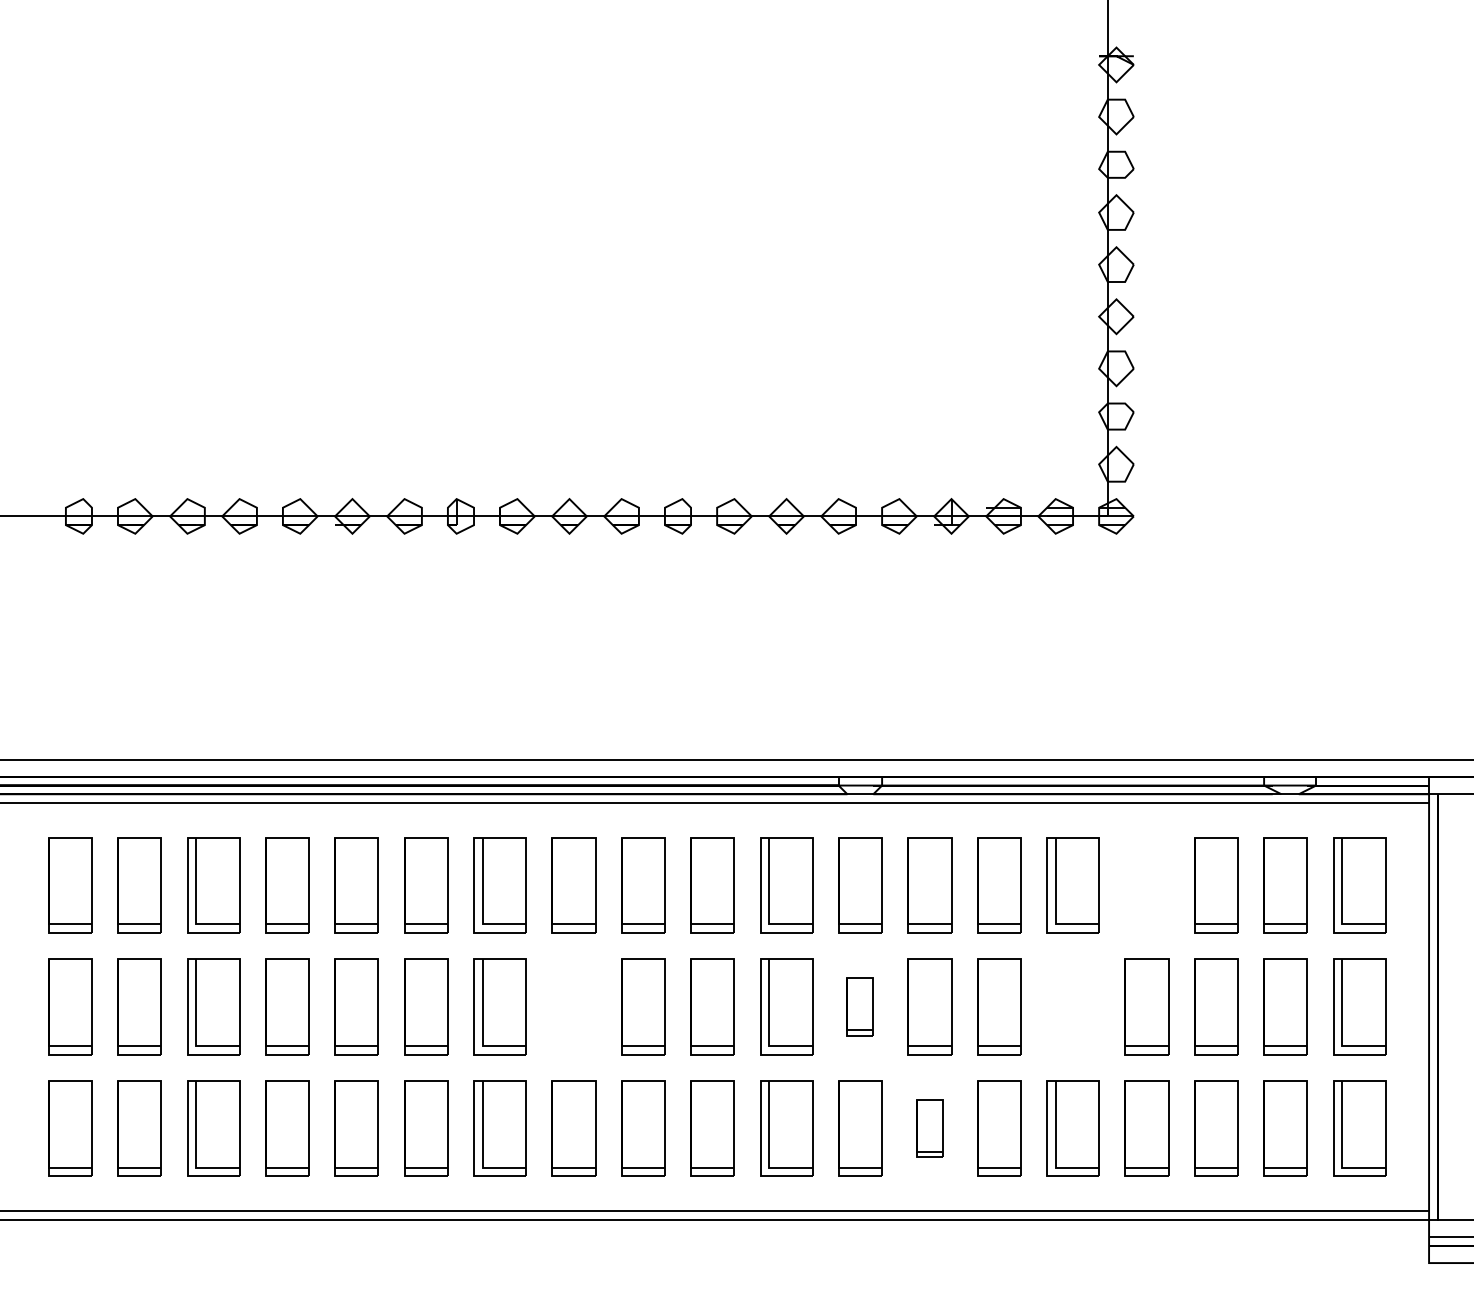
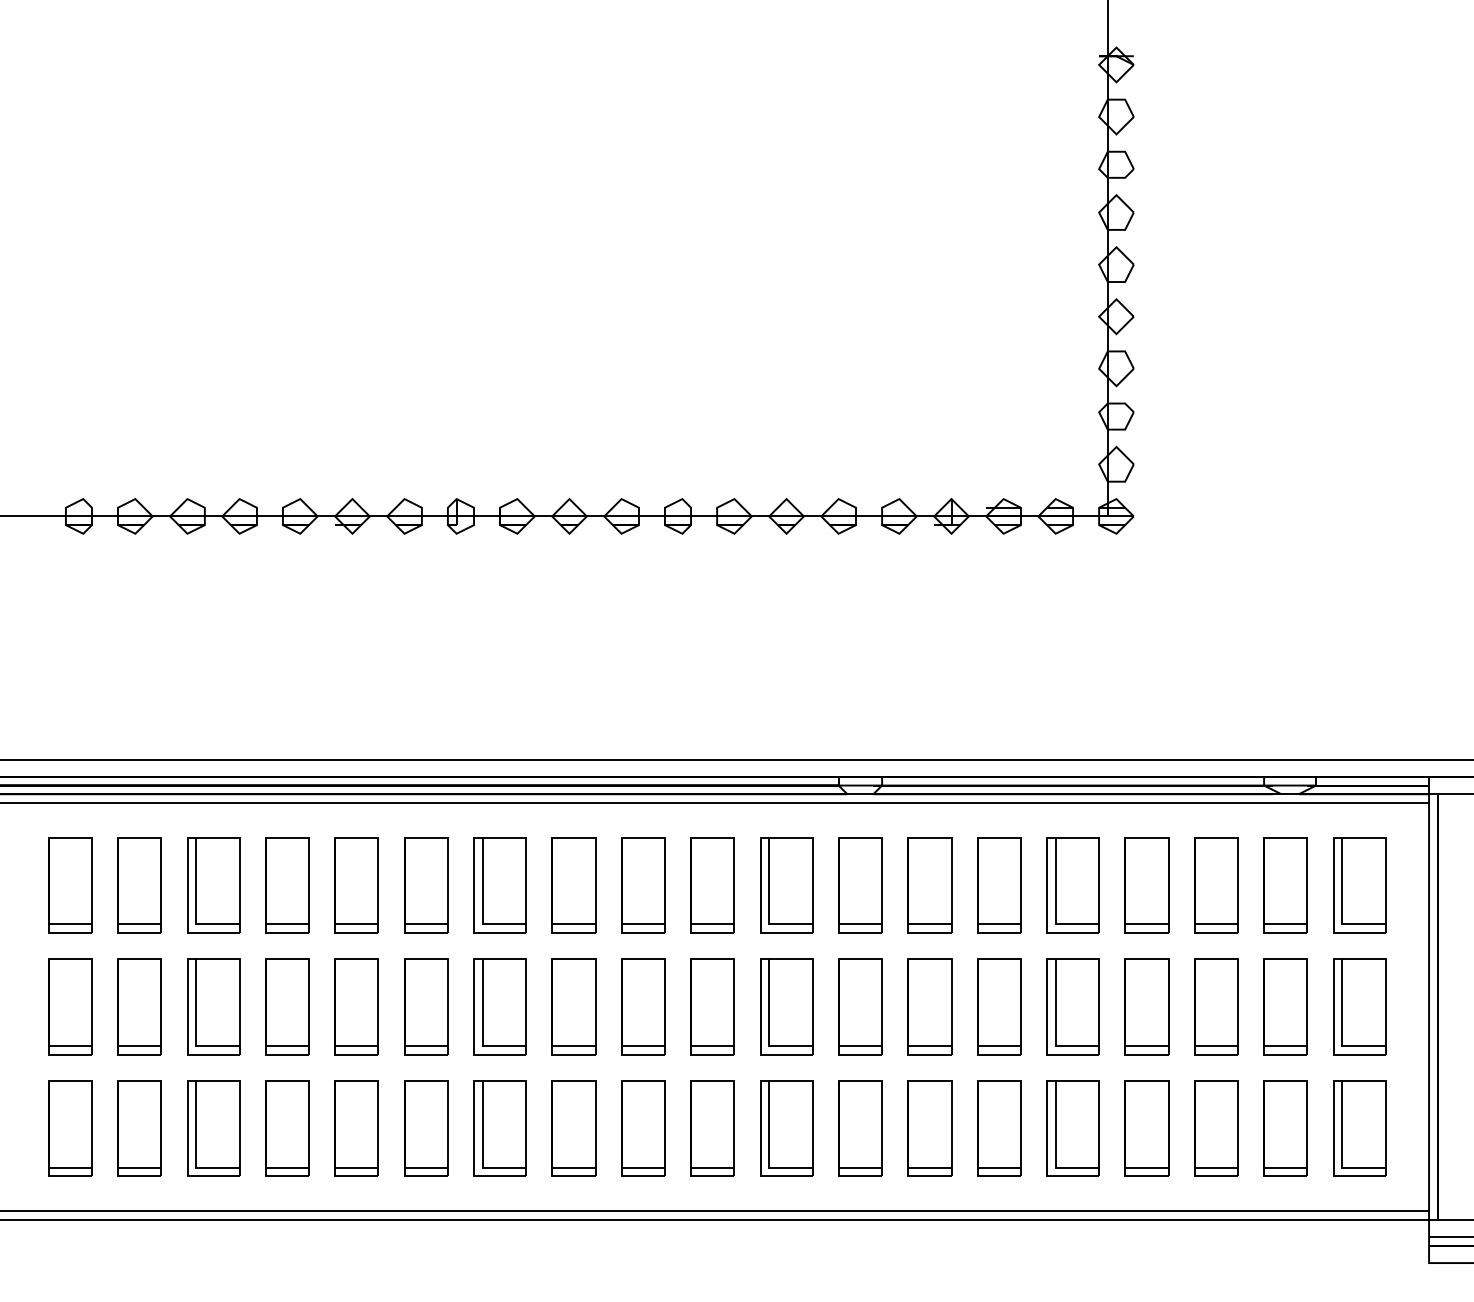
part: none -> present (1146, 885)
part: none -> present (573, 1006)
part size: 28x60 px -> 45x98 px (860, 1006)
part: none -> present (1072, 1006)
part size: 28x59 px -> 46x97 px (929, 1128)
